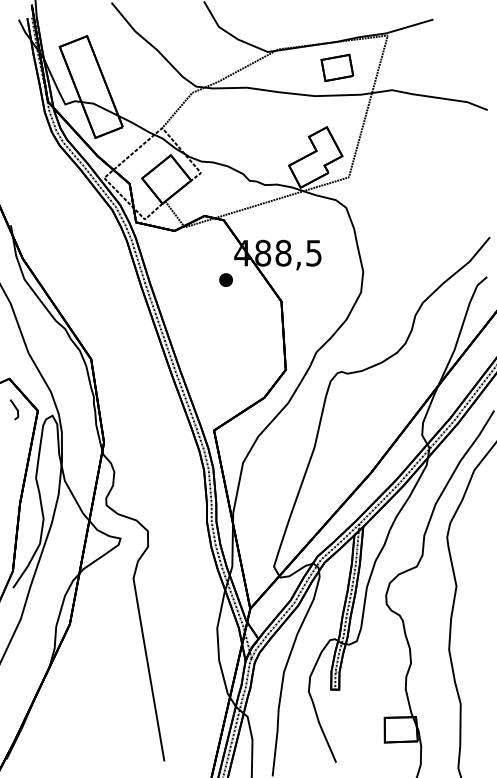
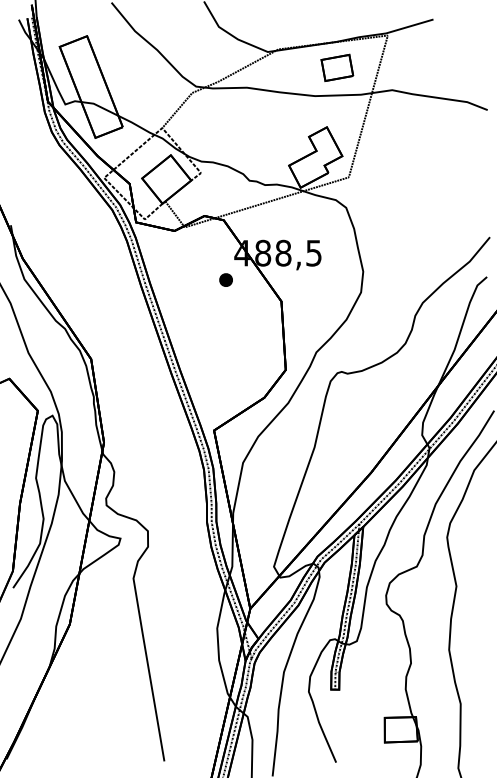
line: present -> none (15, 408)
